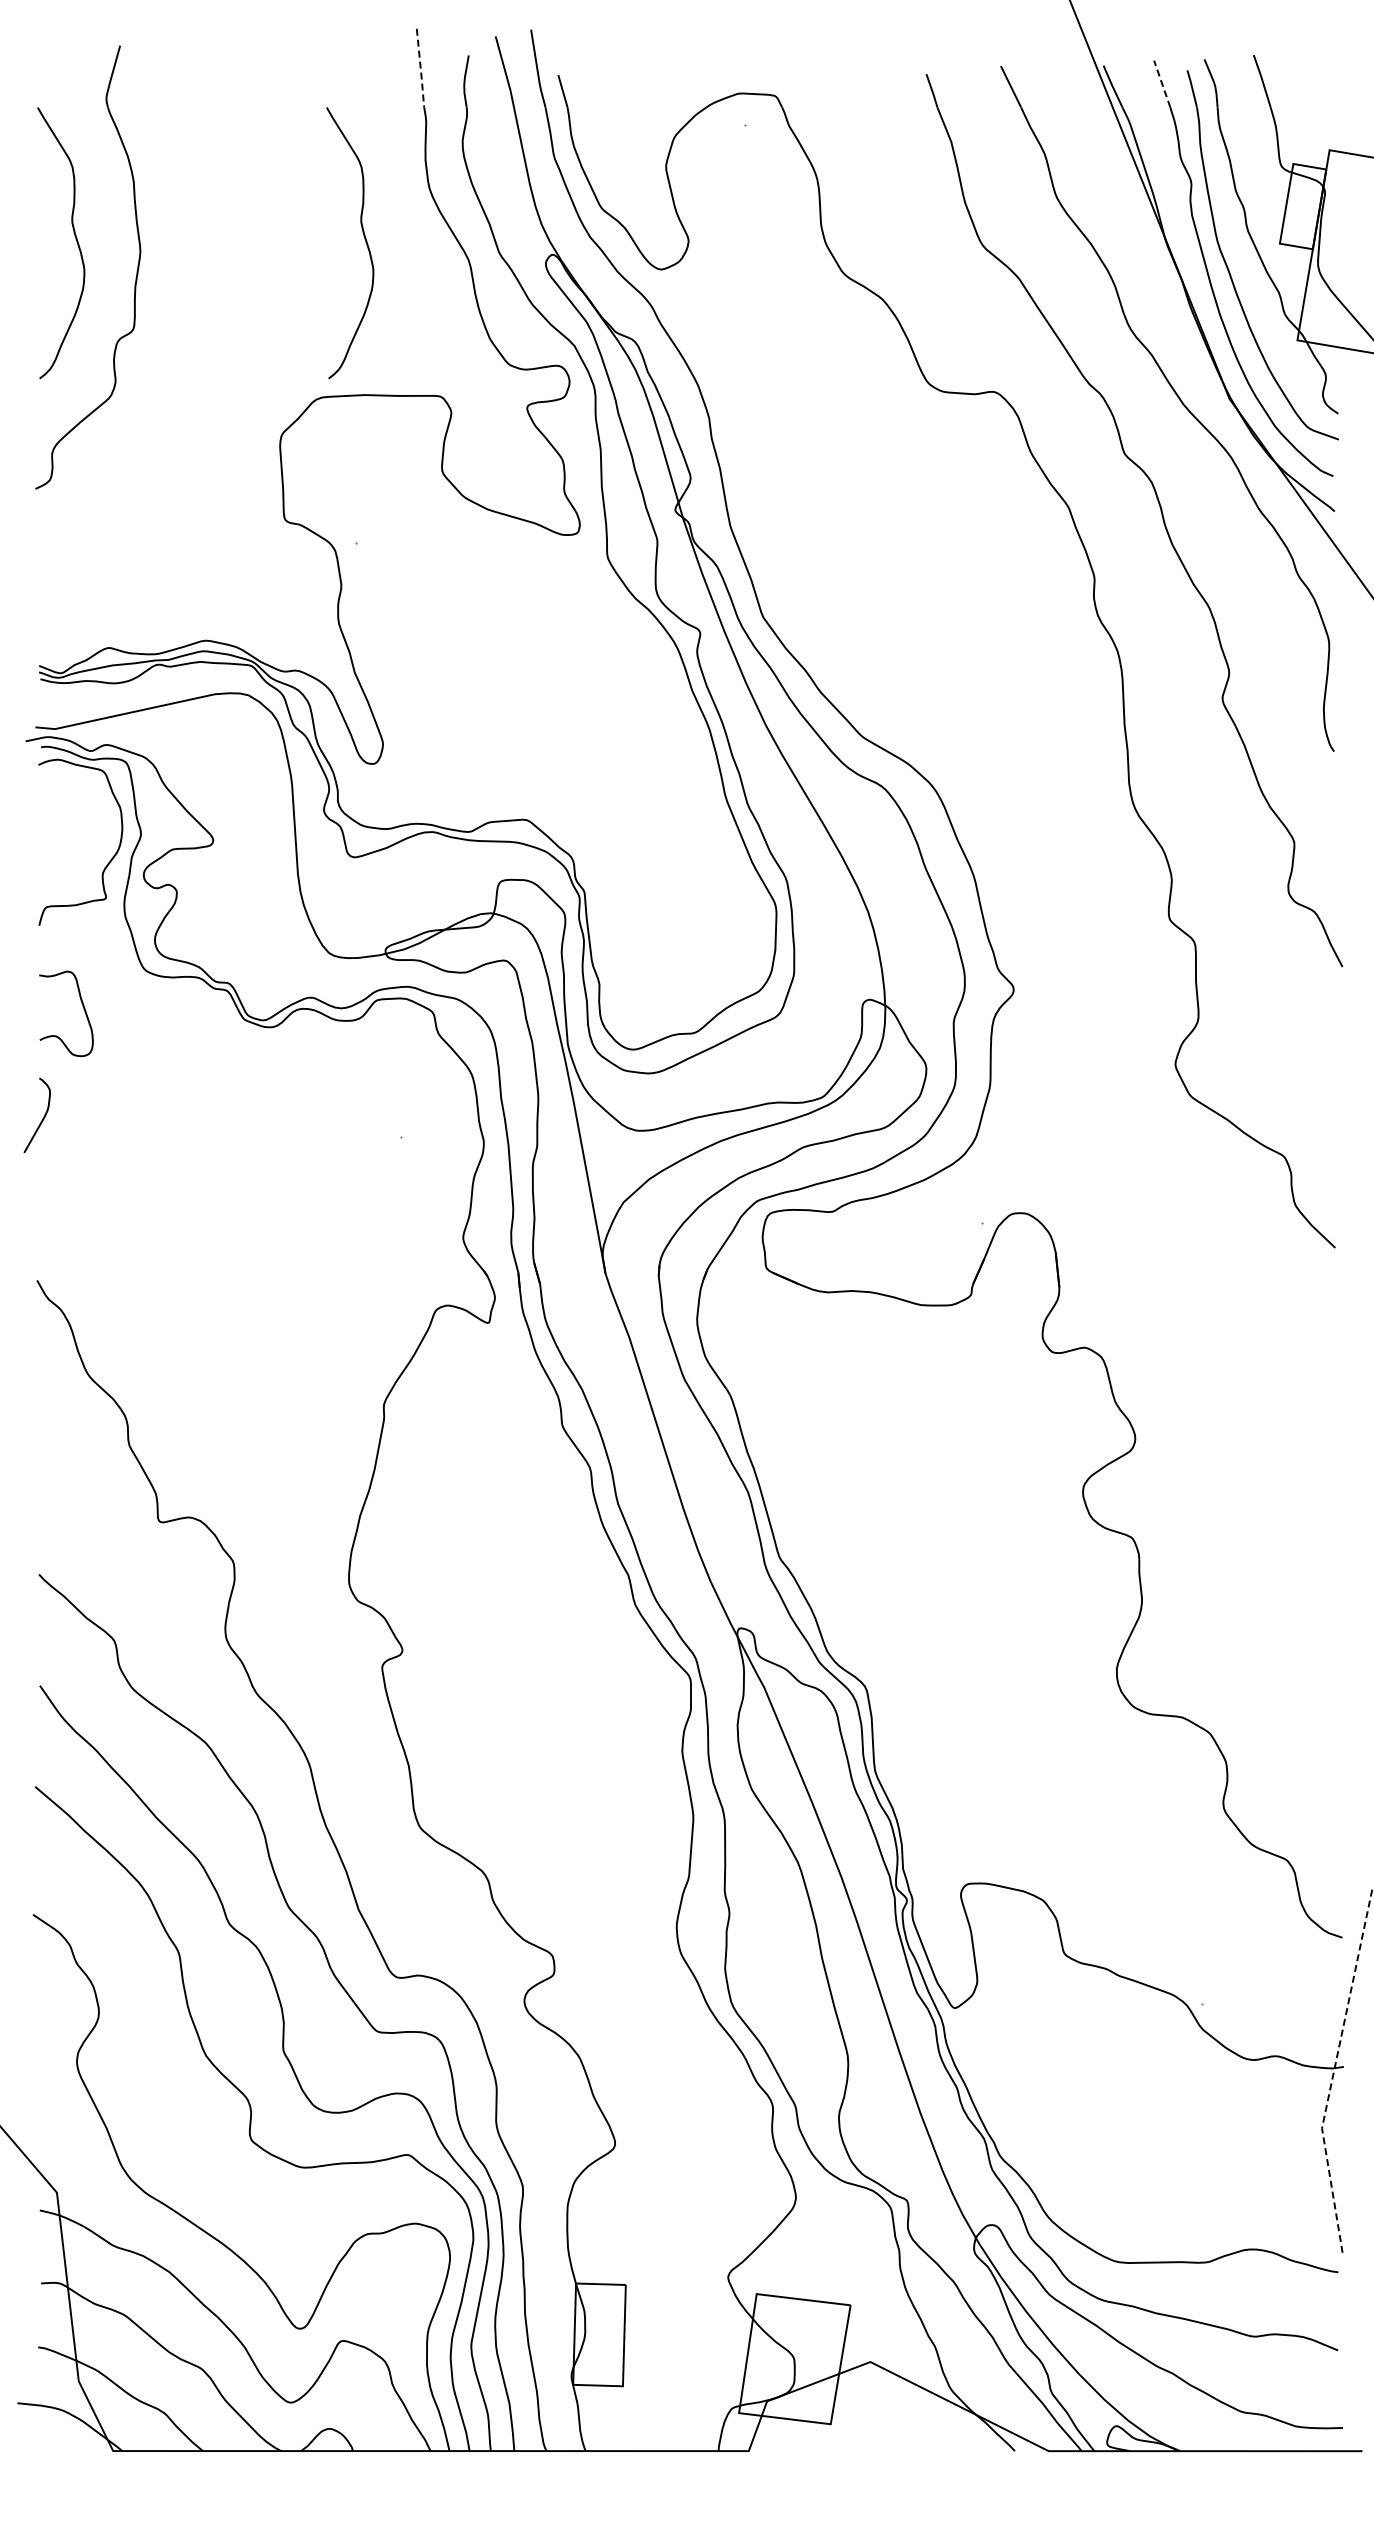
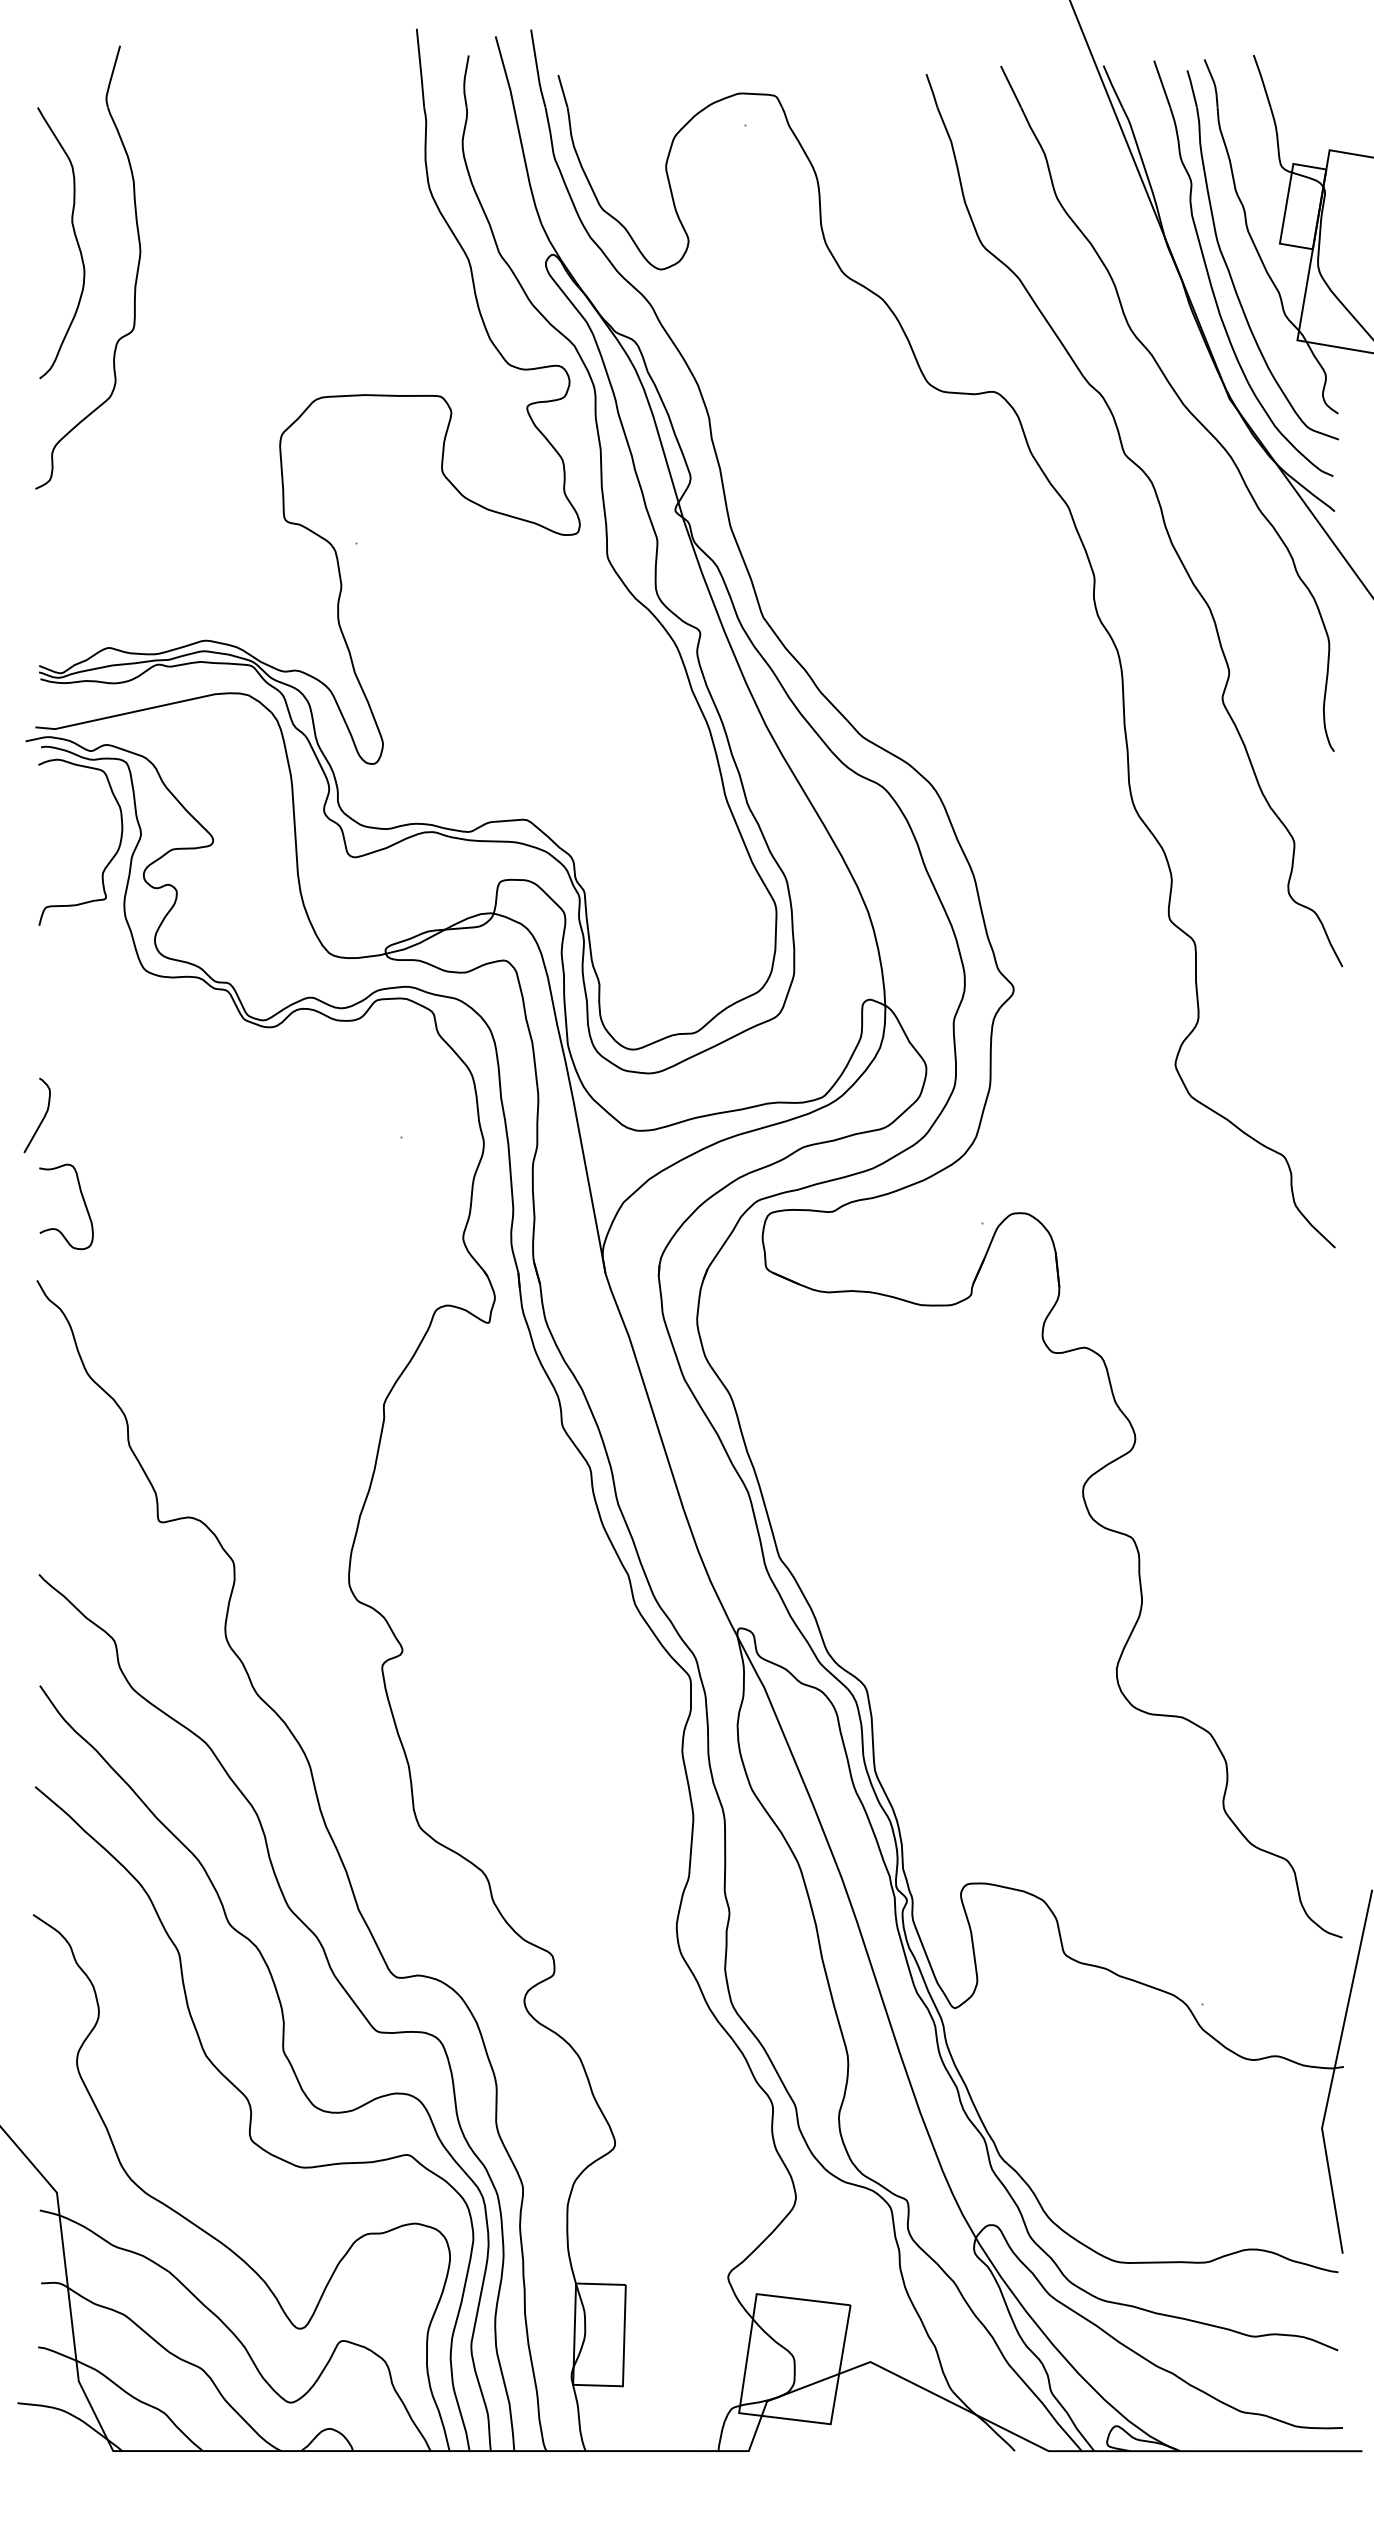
line: dashed -> solid (420, 68)
line: dashed -> solid (1162, 84)
curve: present -> none (364, 239)
curve position: (82, 1006) -> (82, 1199) (82, 1199)
line: dashed -> solid (1333, 2072)
